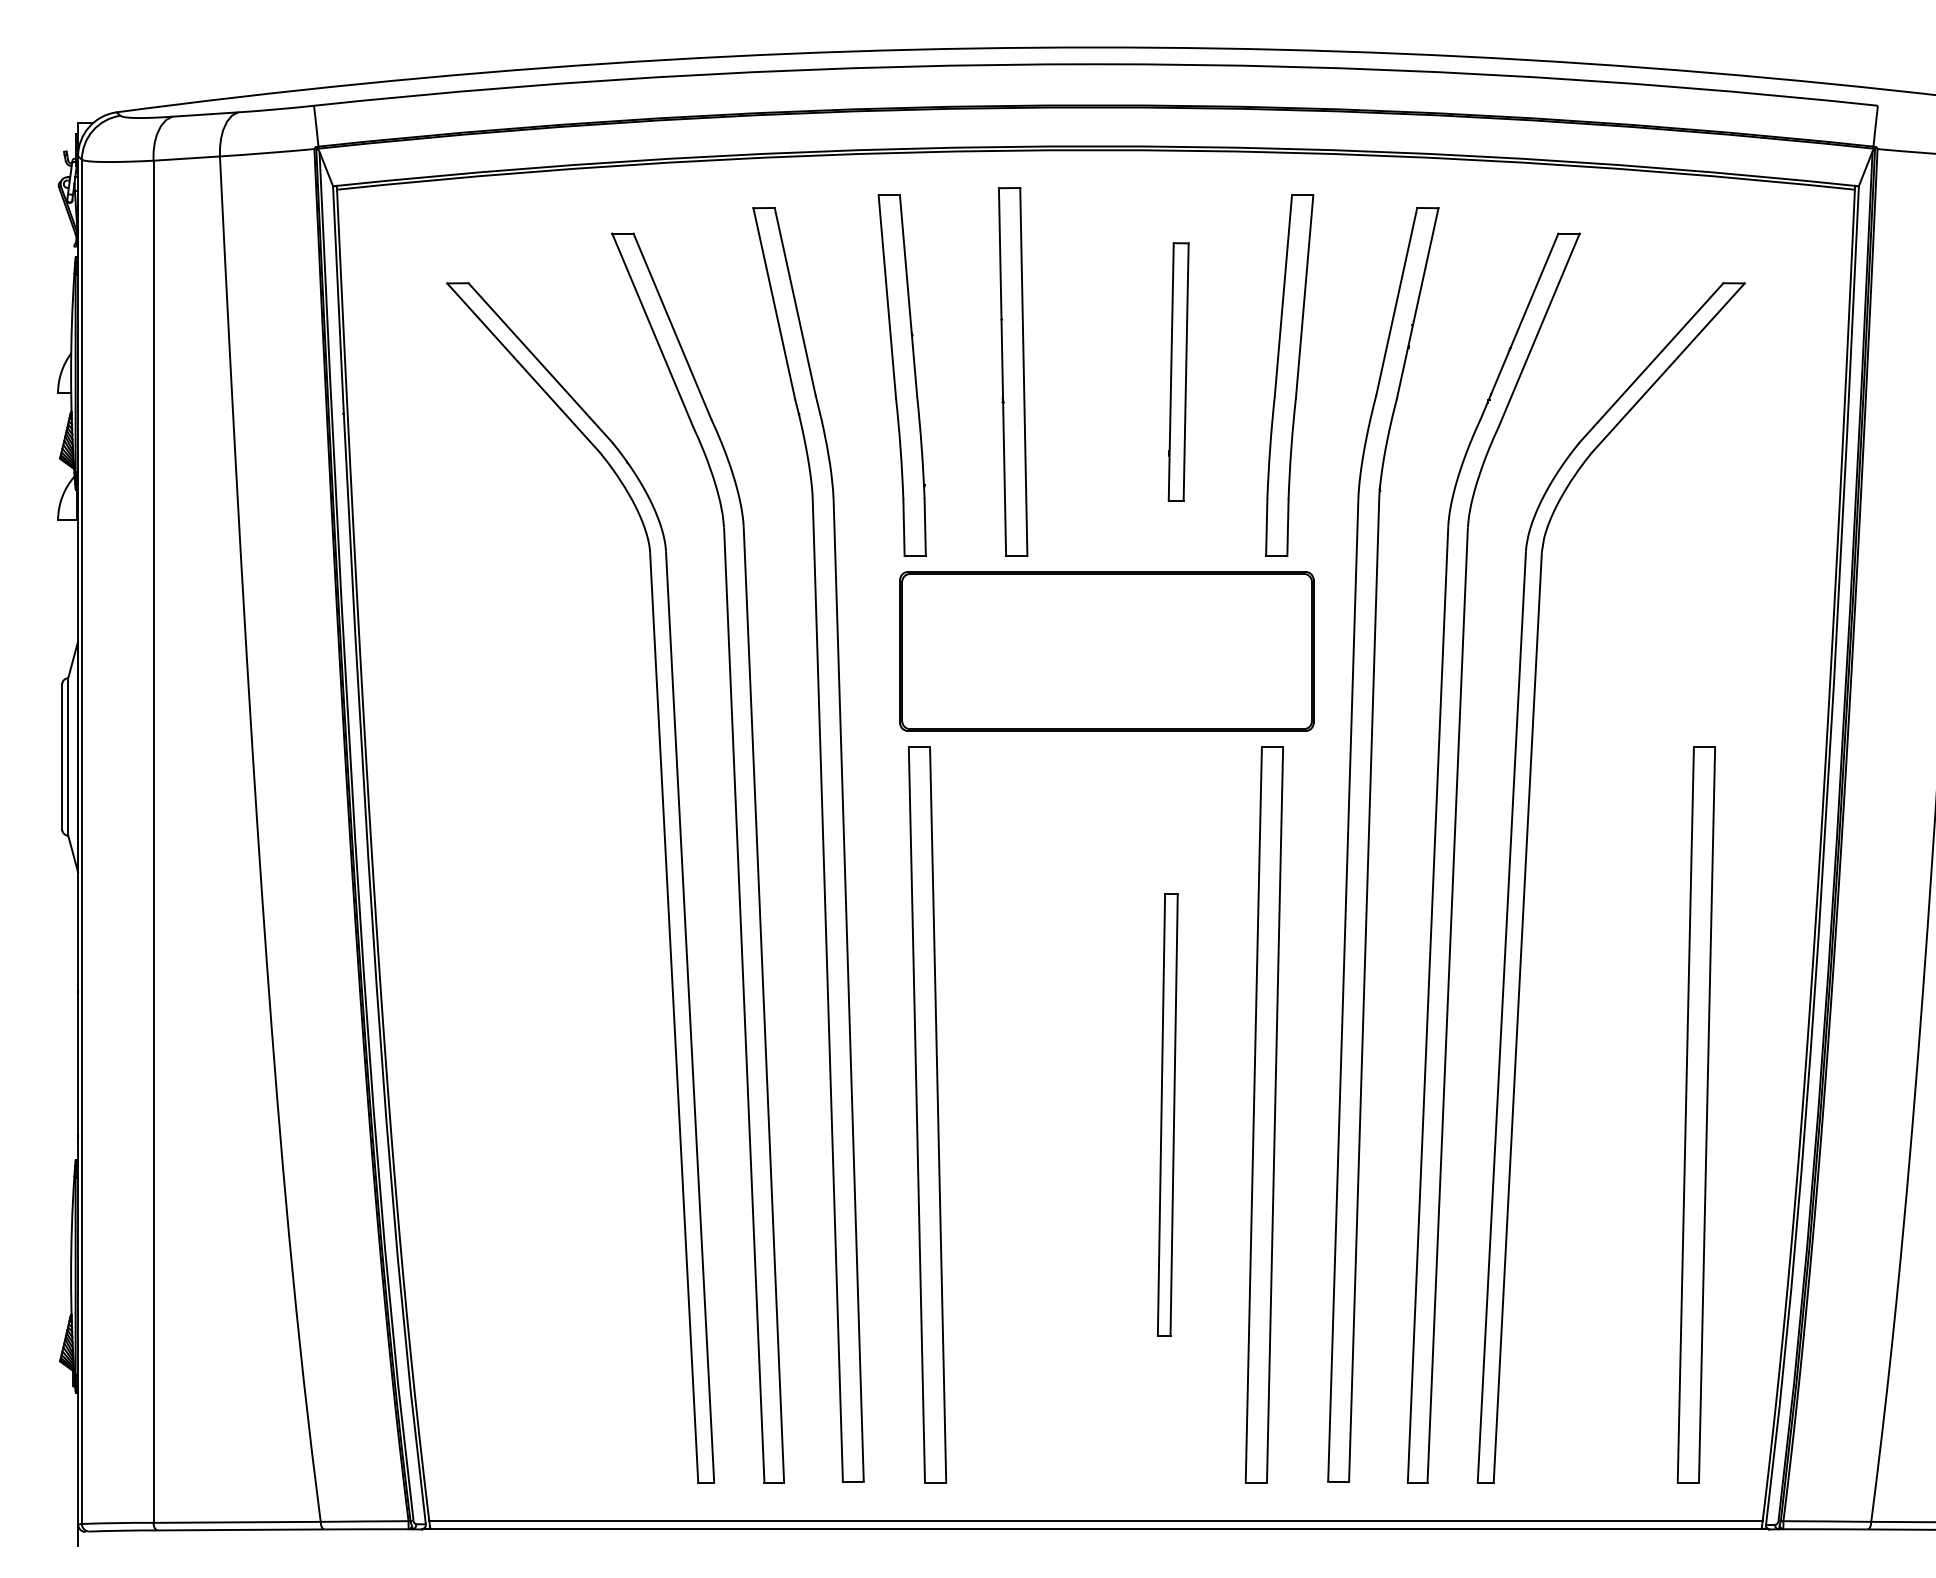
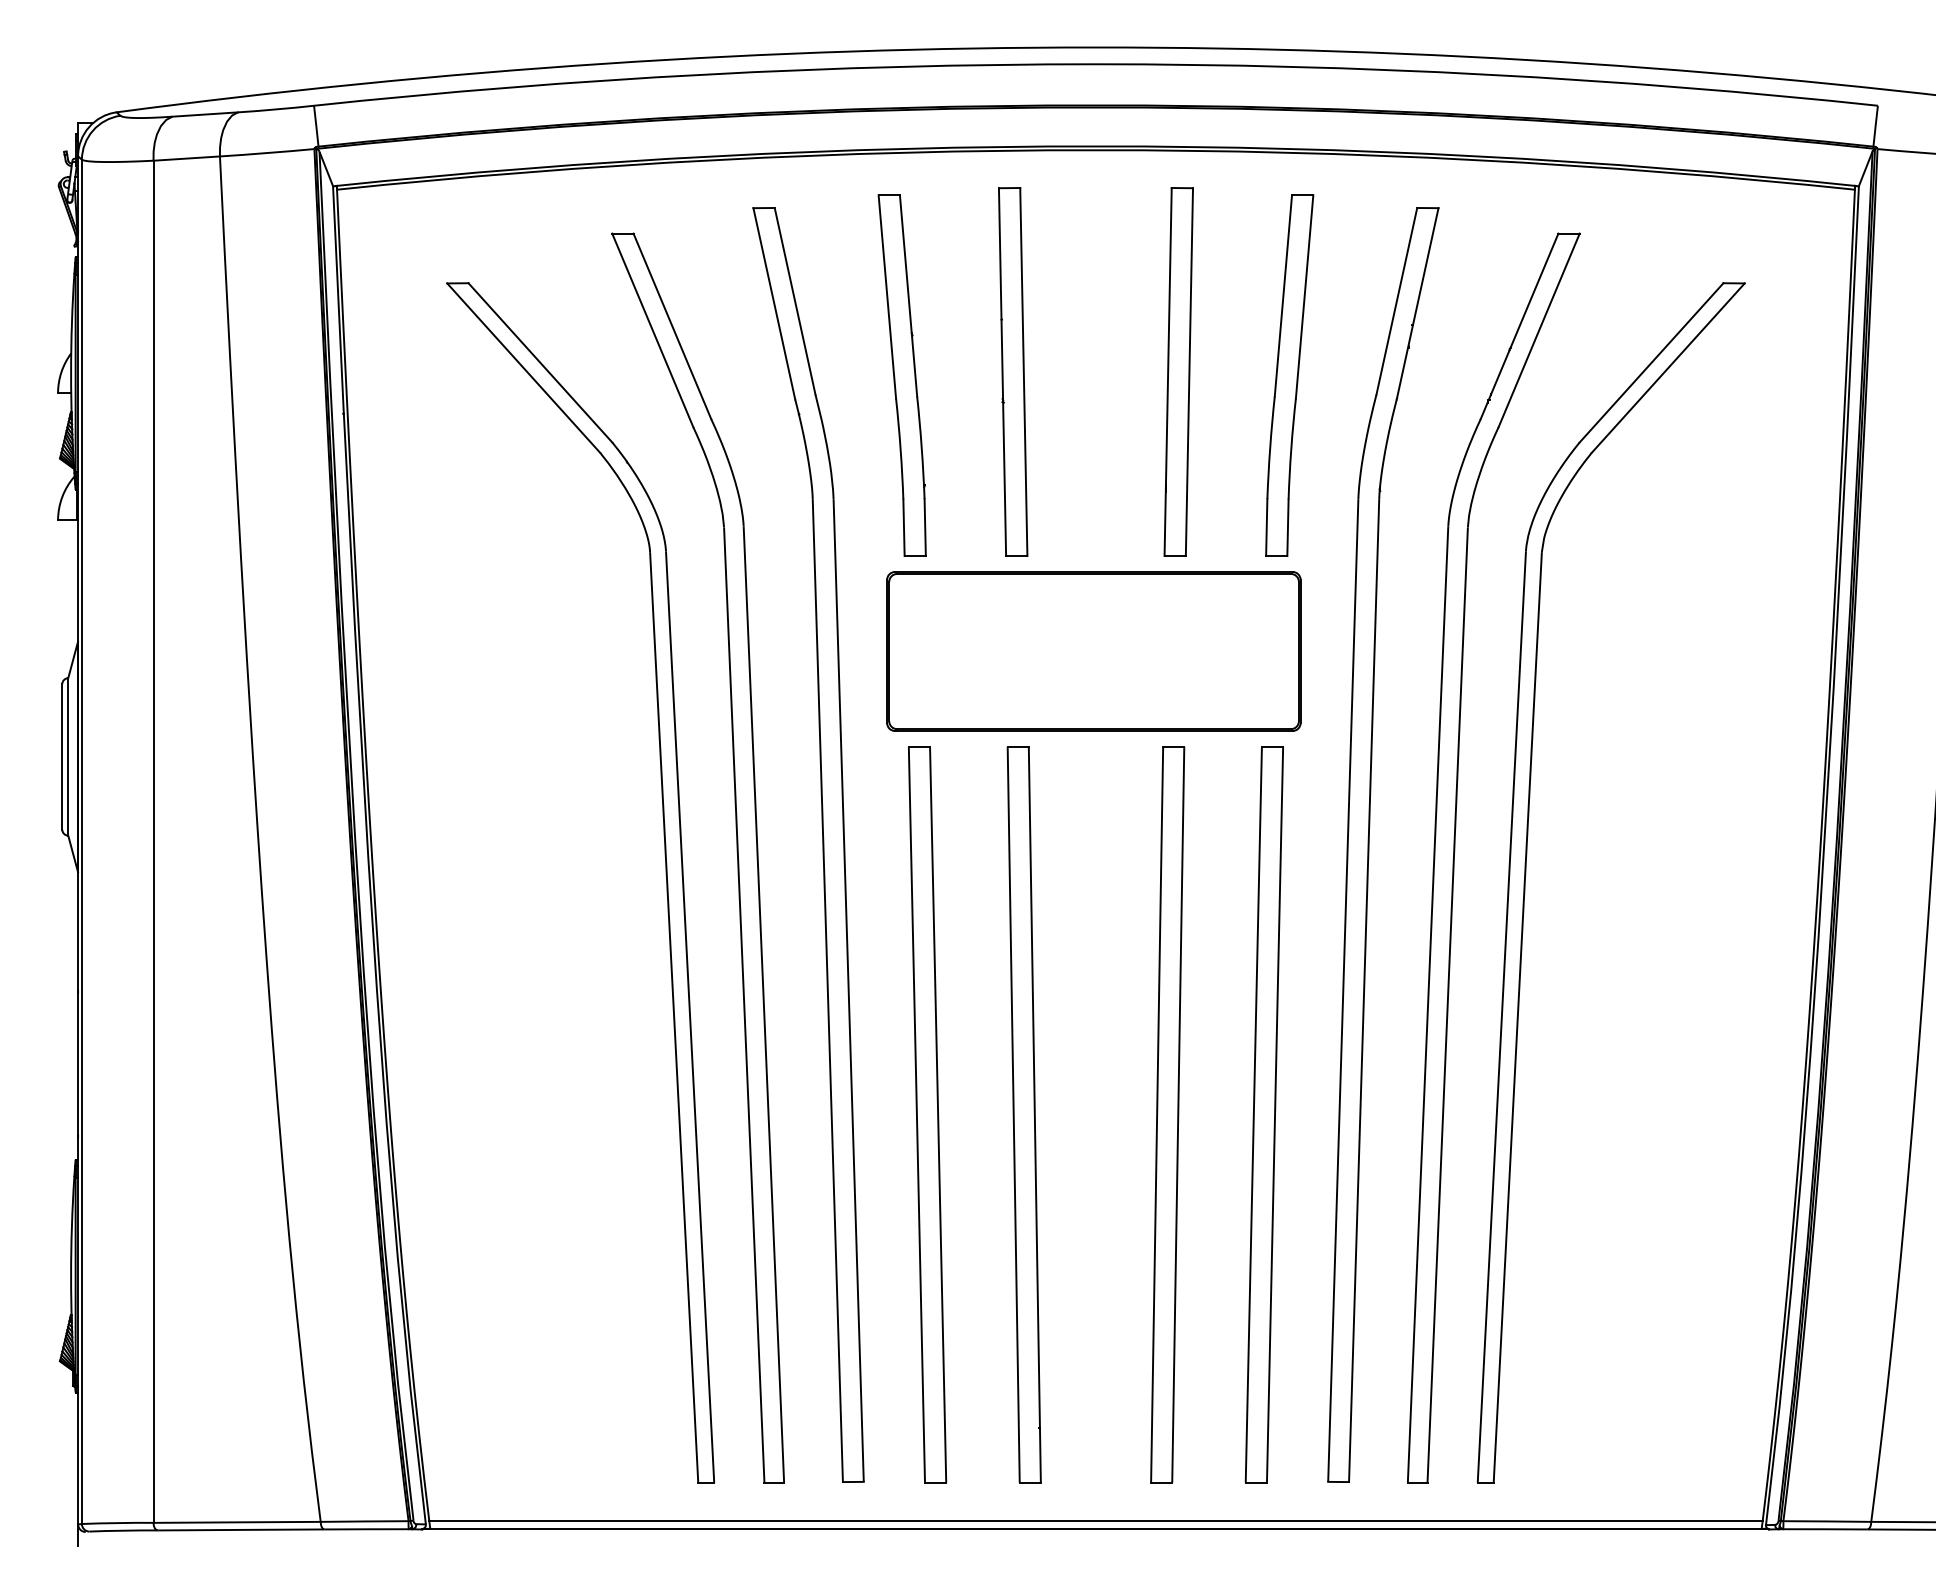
part size: 23x260 px -> 31x370 px (1178, 371)
part position: (1106, 651) -> (1093, 651) (1093, 651)
part: none -> present (1023, 1114)
part size: 22x444 px -> 36x738 px (1167, 1114)
part: present -> none (1695, 1114)
